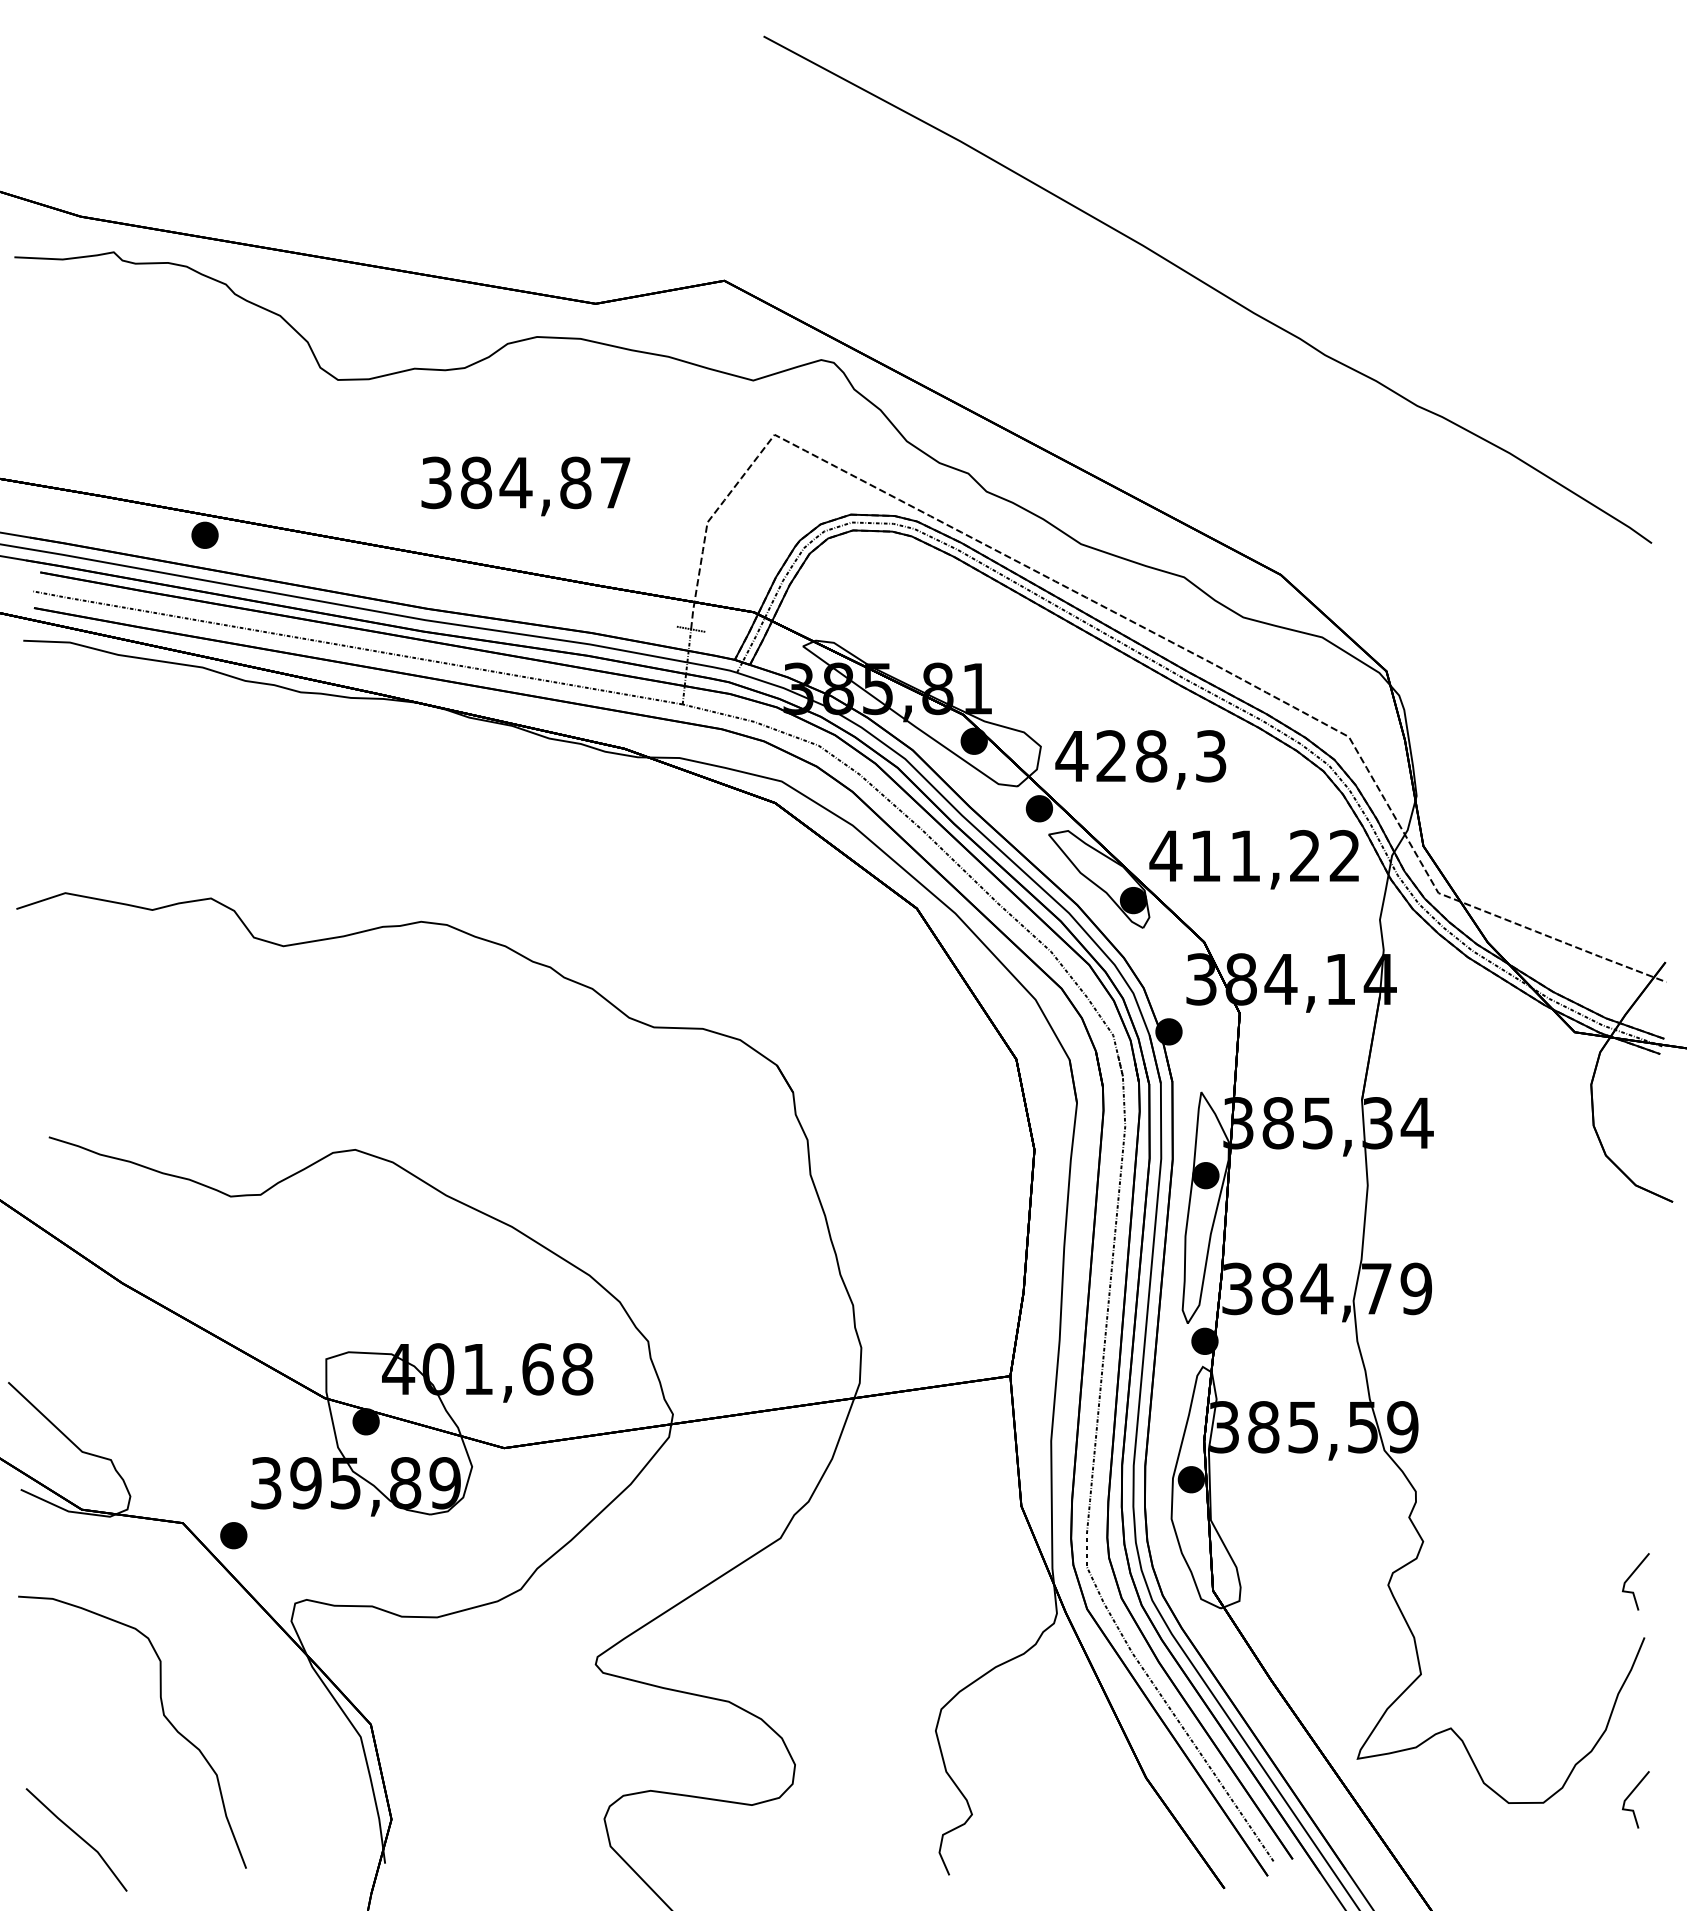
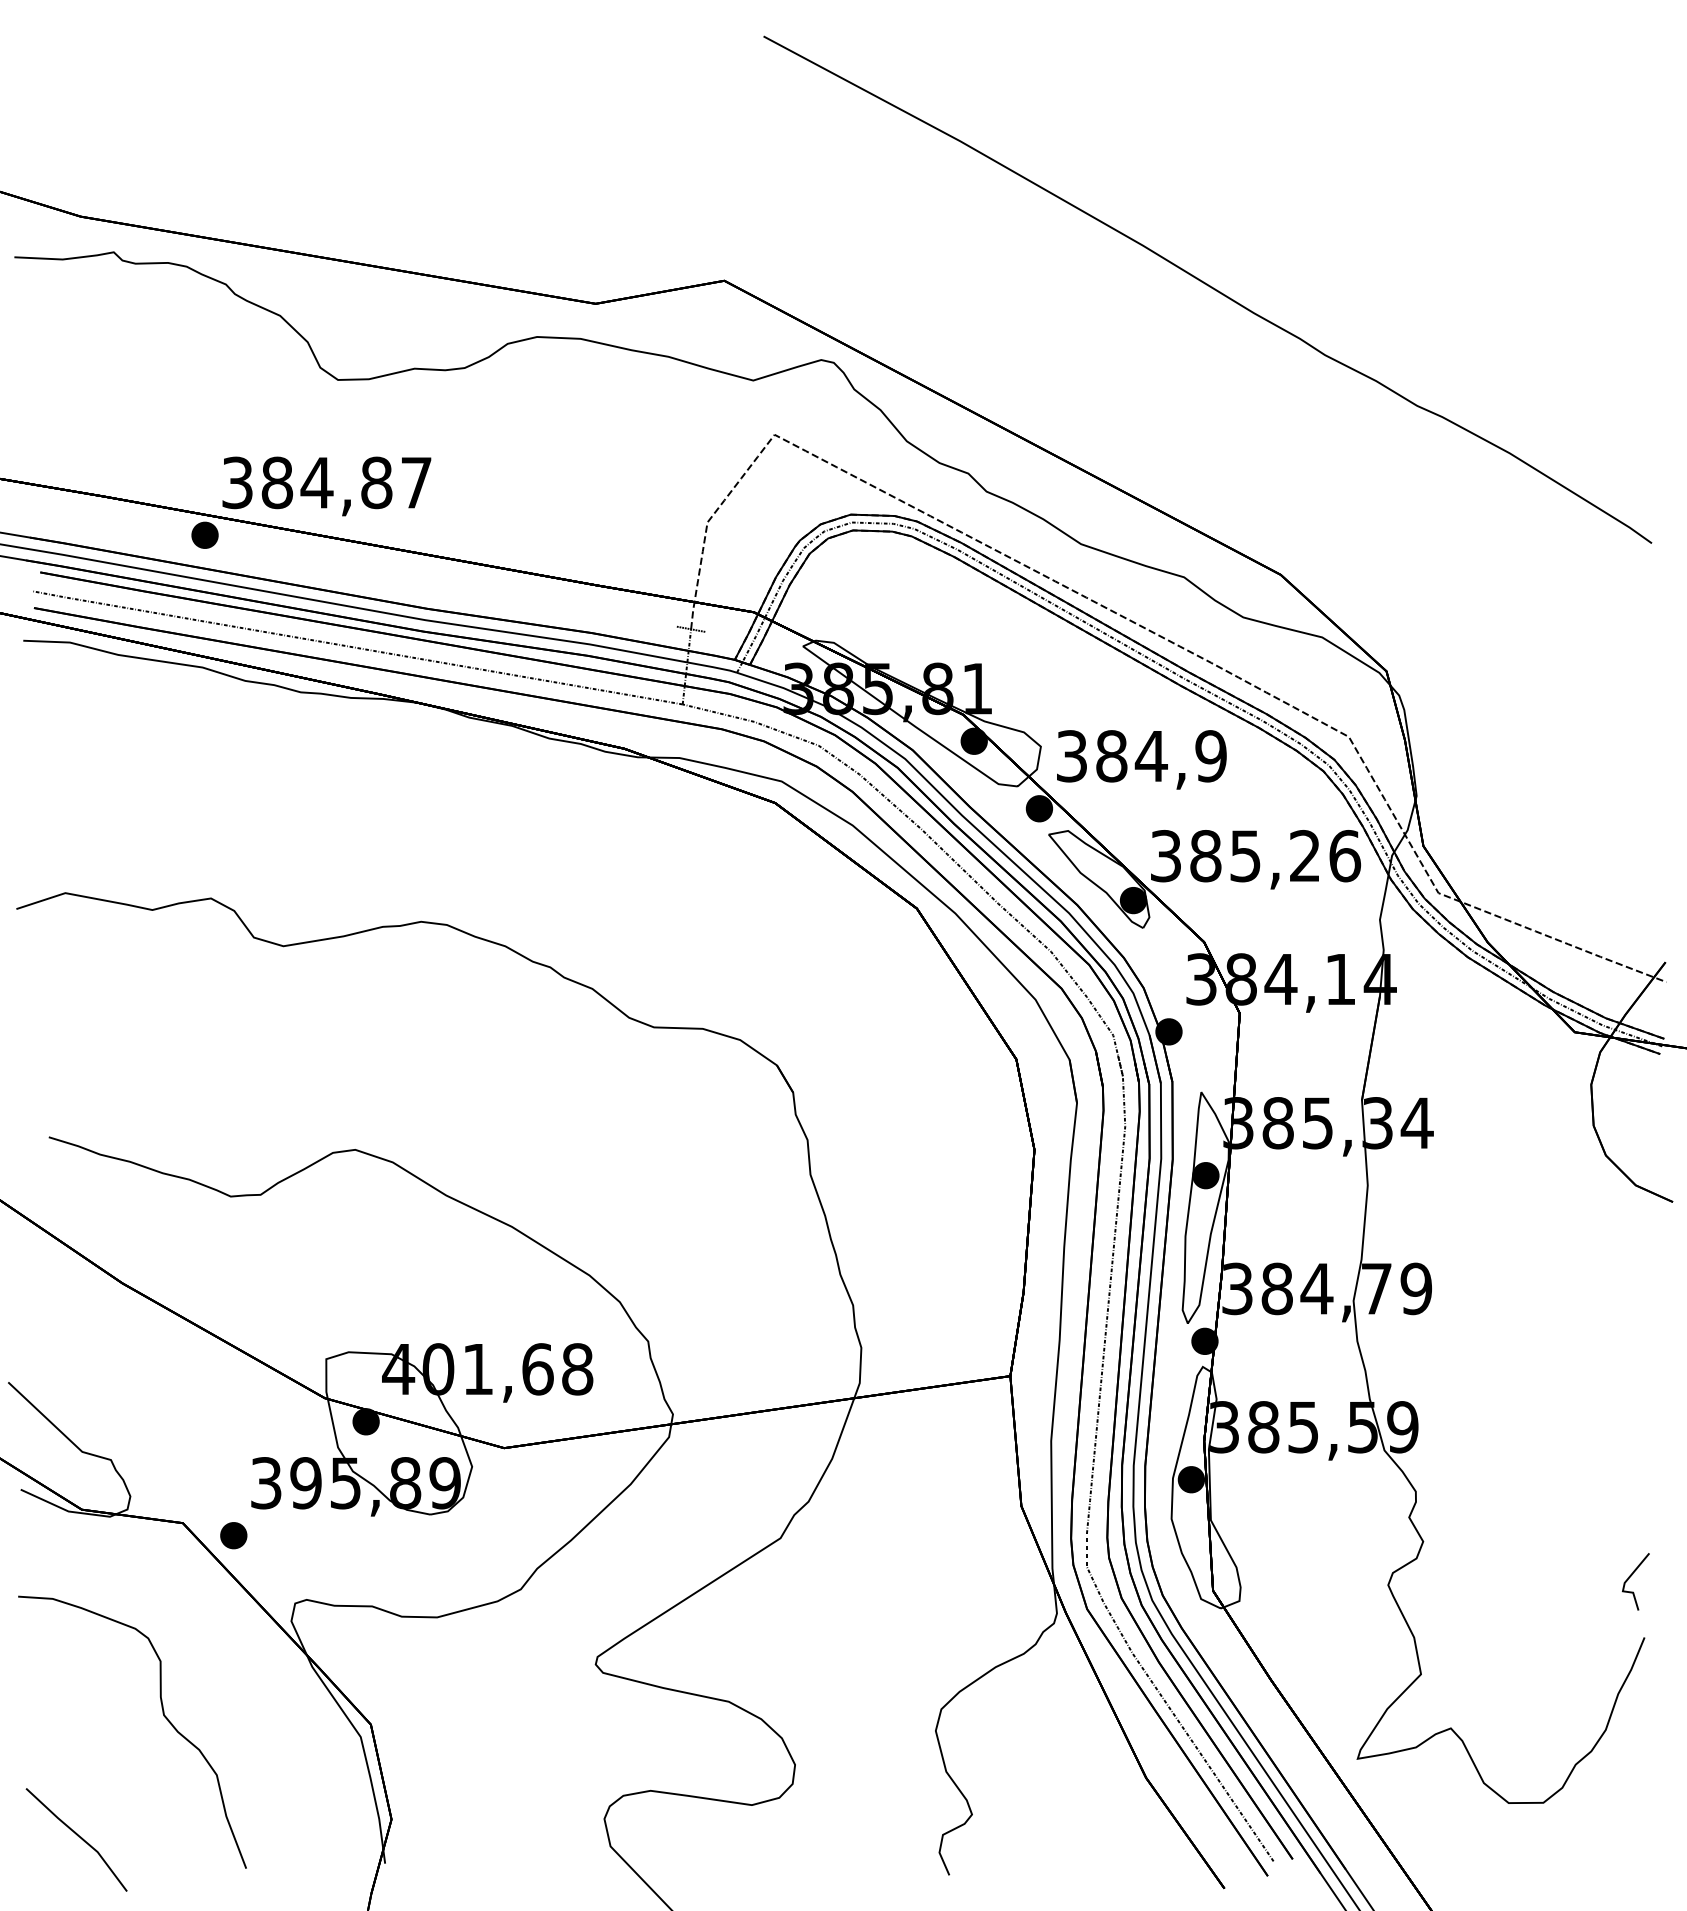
text position: (525, 486) -> (326, 486) (326, 486)
text: 428,3 -> 384,9 (1140, 756)
text: 411,22 -> 385,26 (1255, 855)
line: present -> none (1631, 1794)
